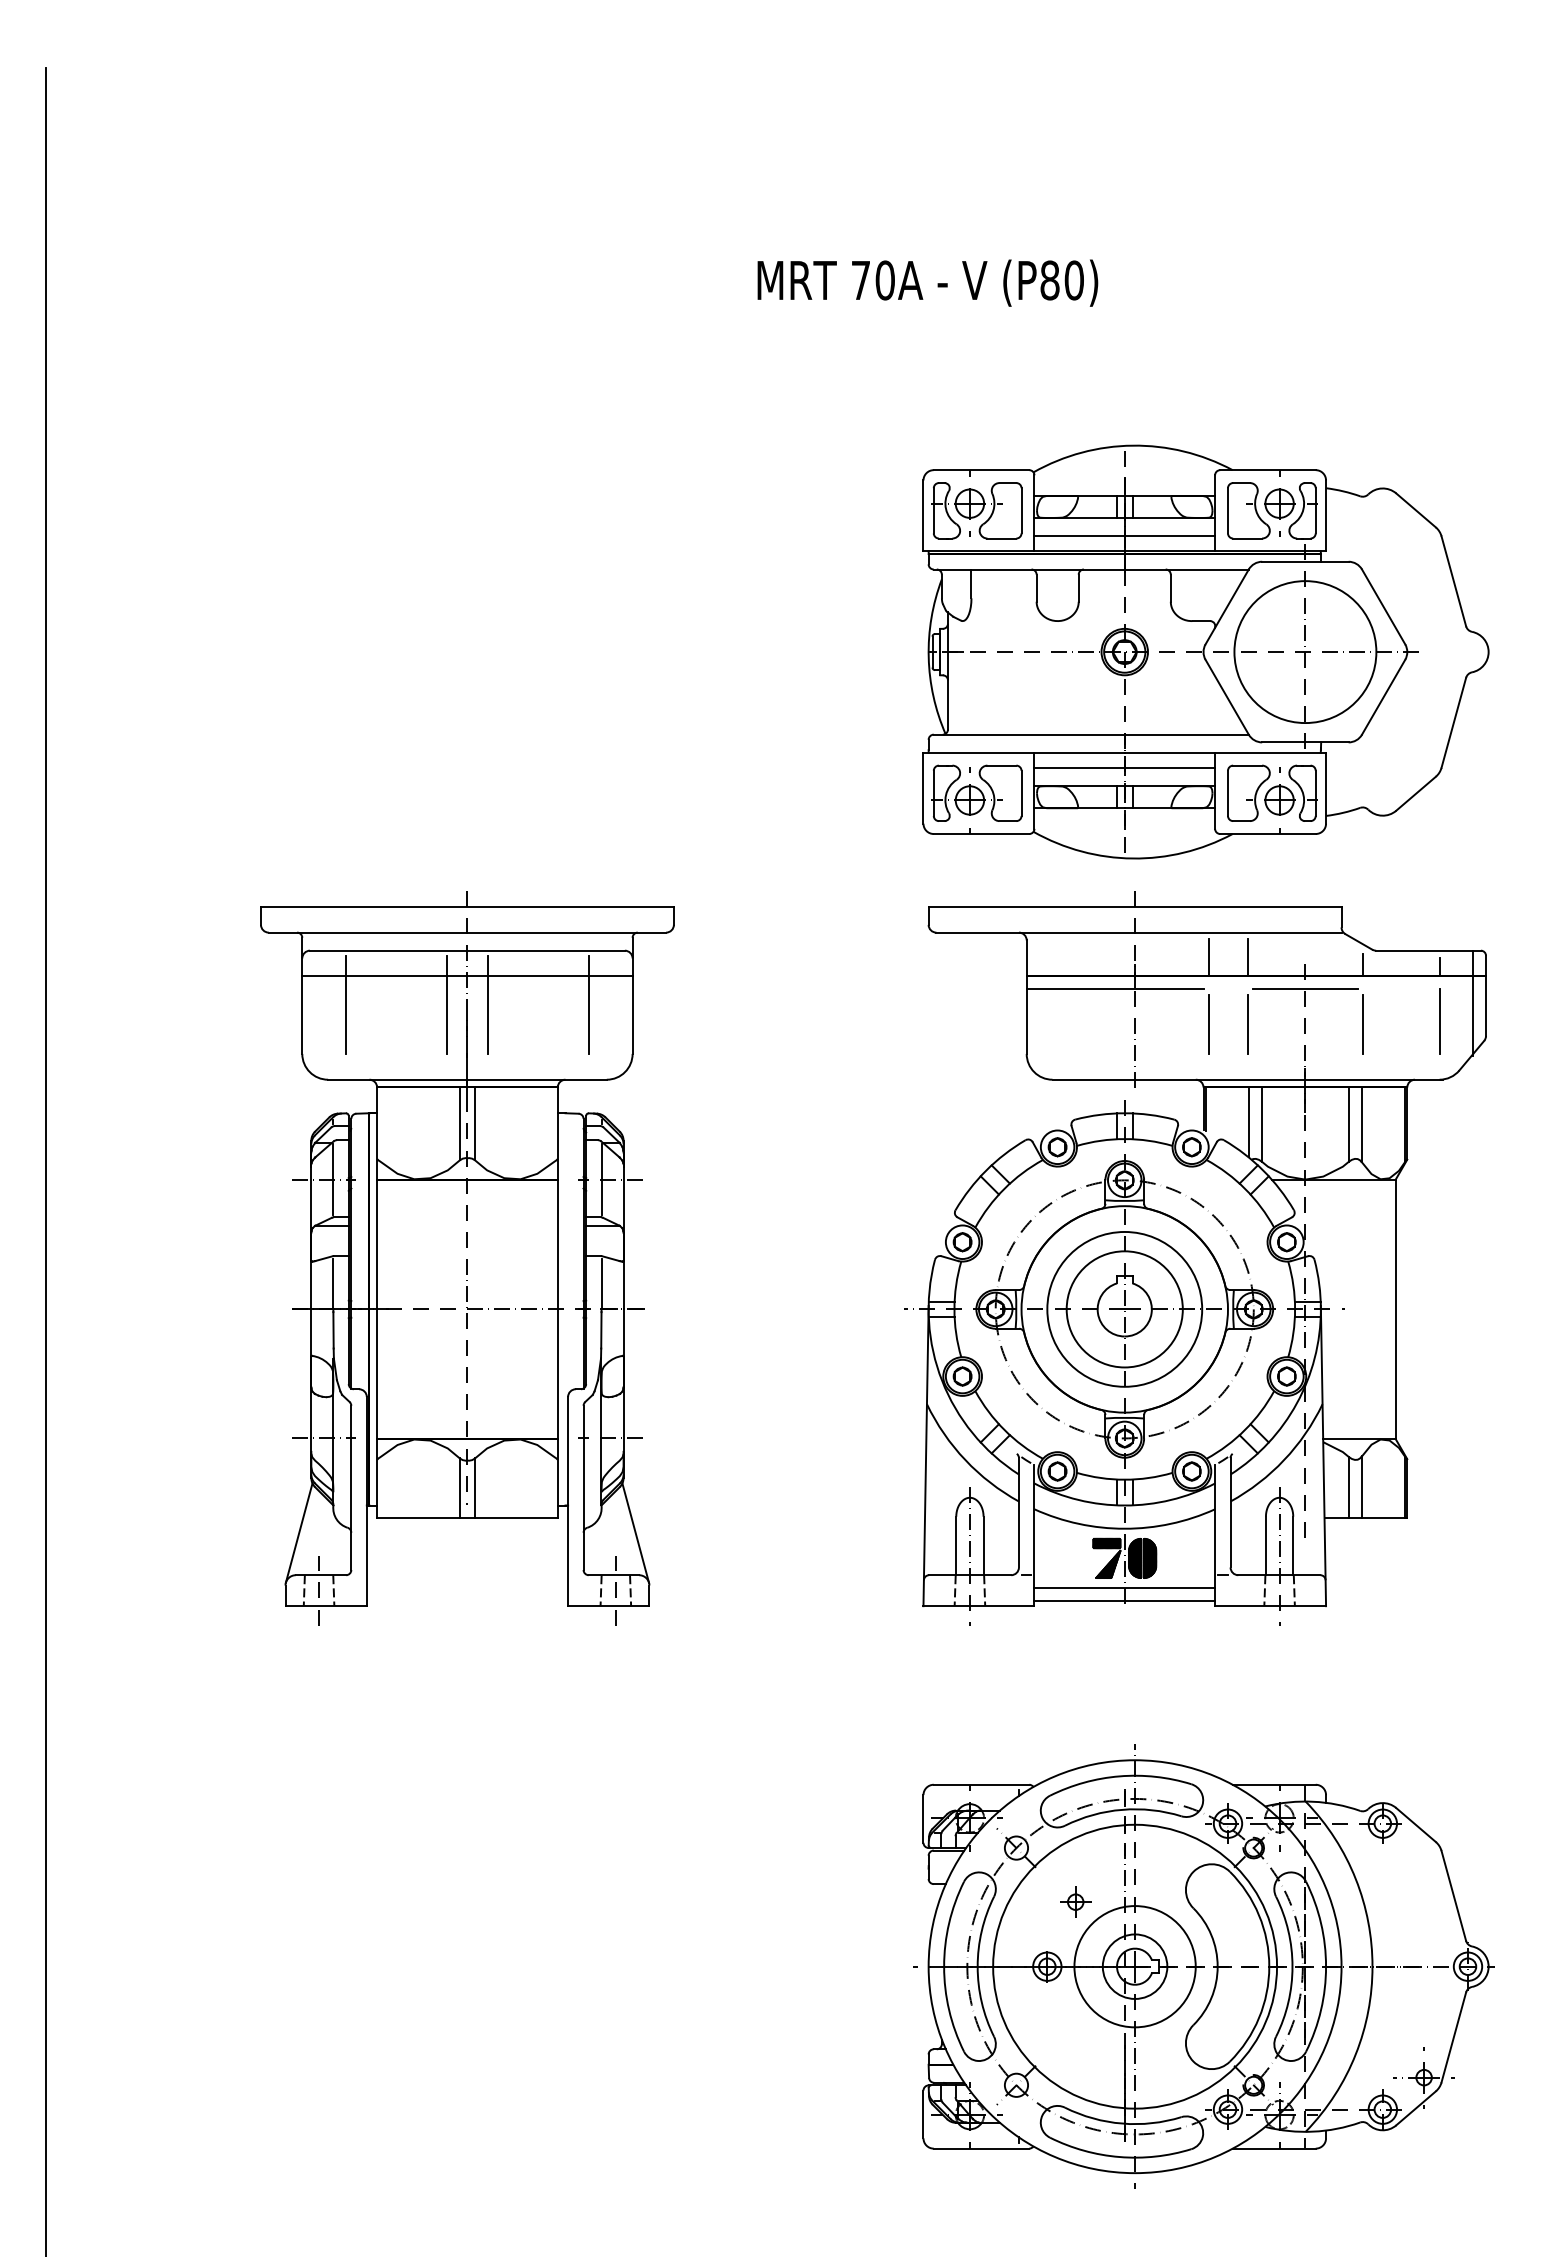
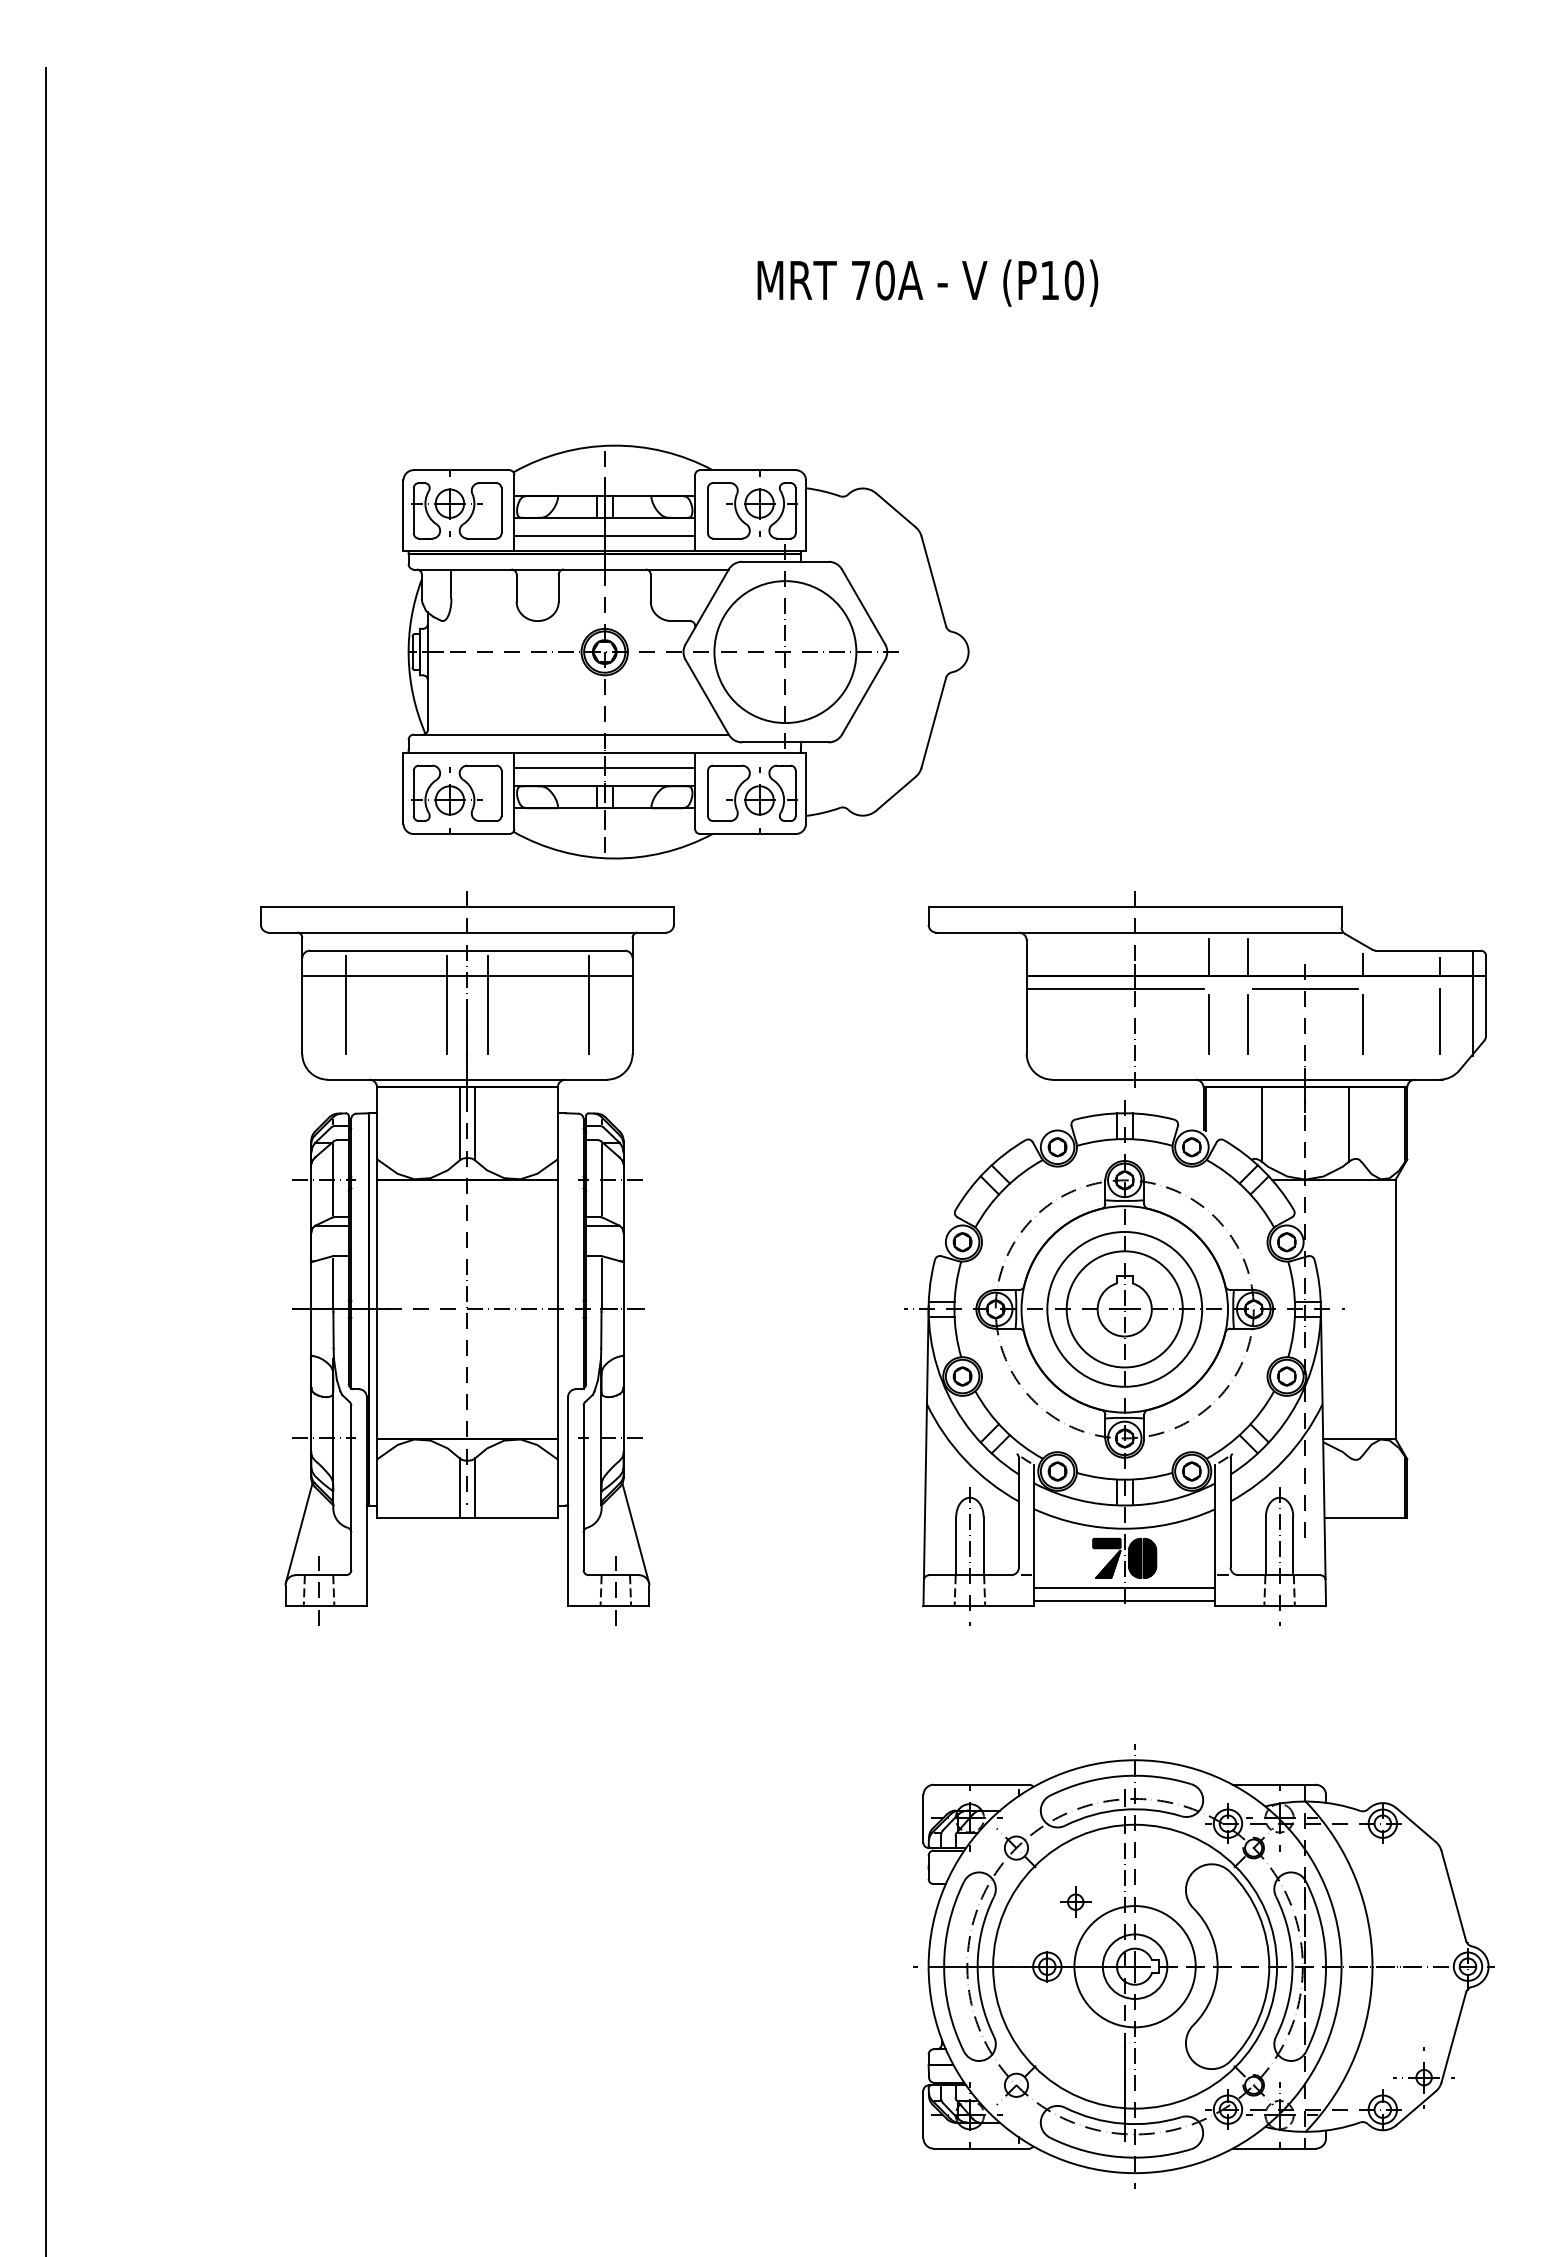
text: (P80) -> (P10) (1049, 280)
part position: (1205, 651) -> (685, 651) (685, 651)
line: present -> none (1248, 1122)
line: present -> none (1362, 1124)
line: present -> none (1348, 1487)
line: present -> none (1362, 1487)
